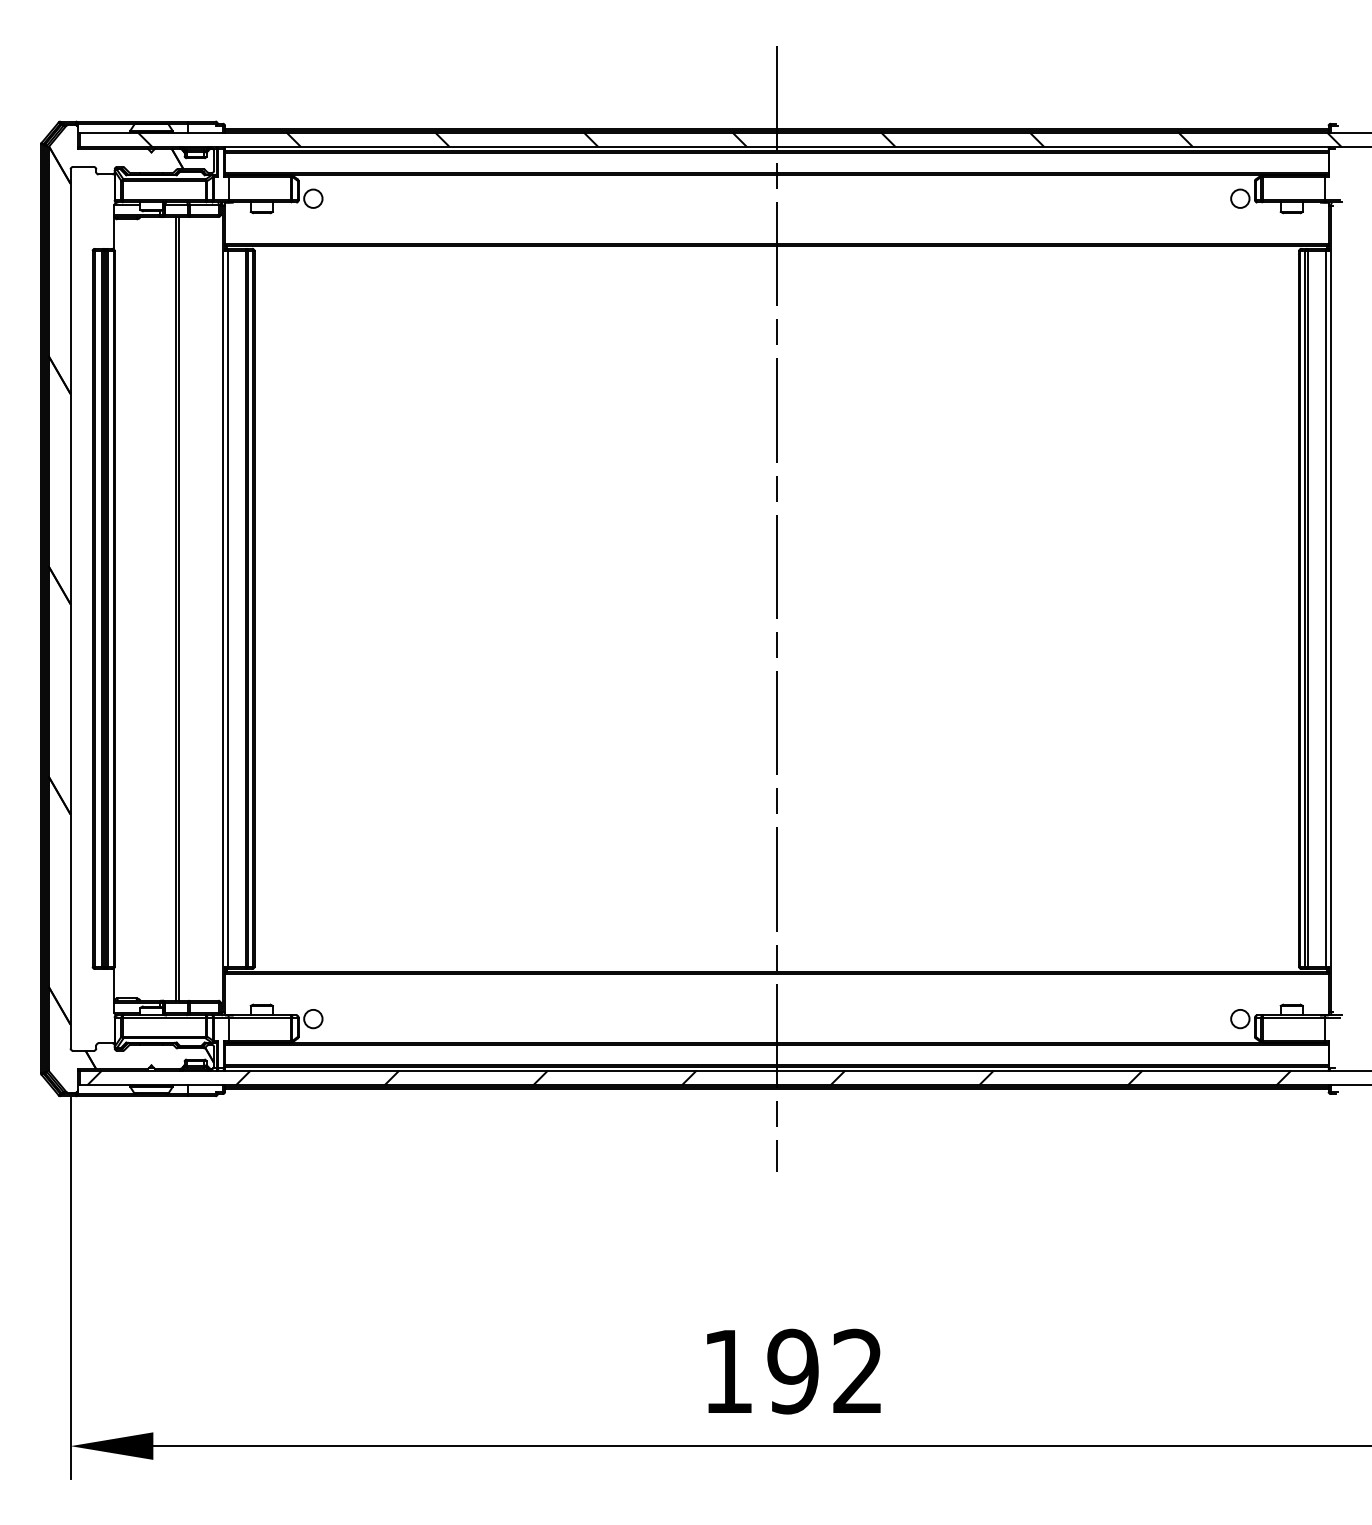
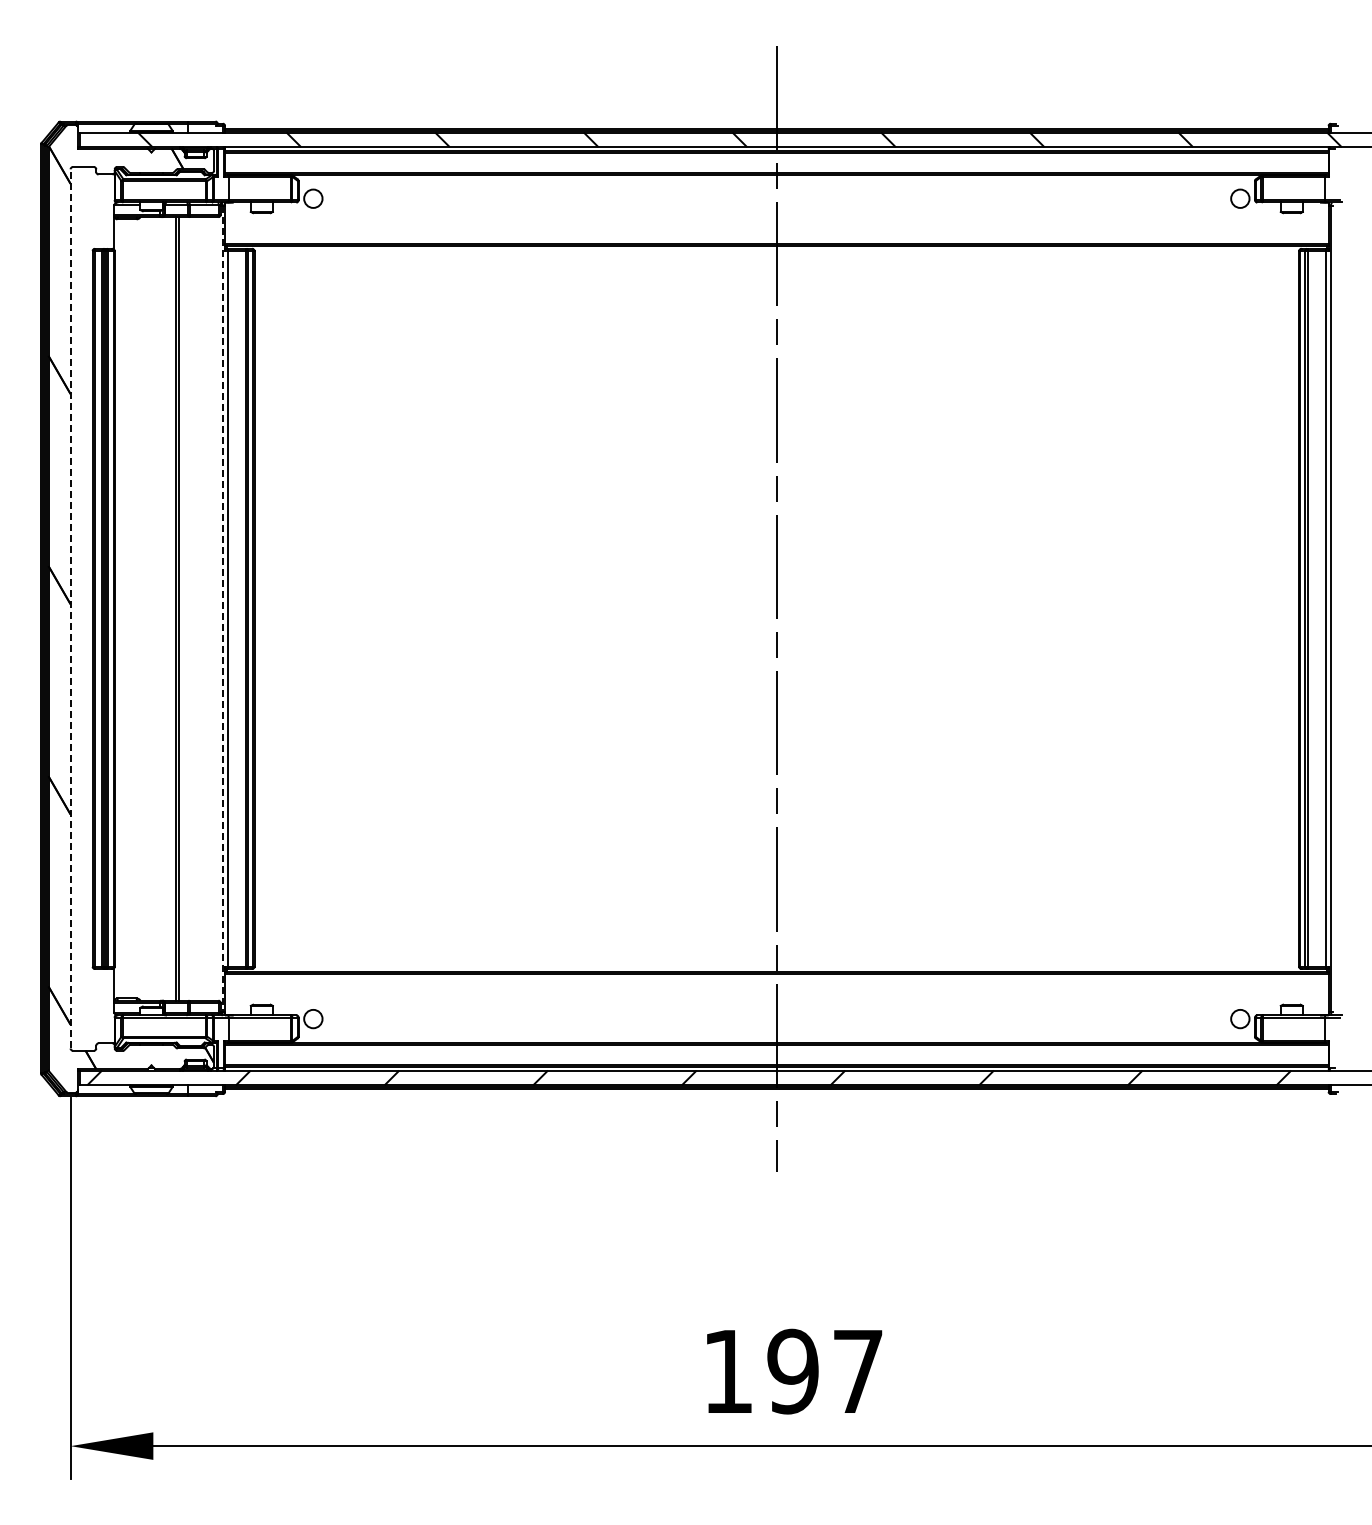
line: solid -> dashed (70, 608)
line: solid -> dashed (222, 608)
text: 192 -> 197 (857, 1370)
